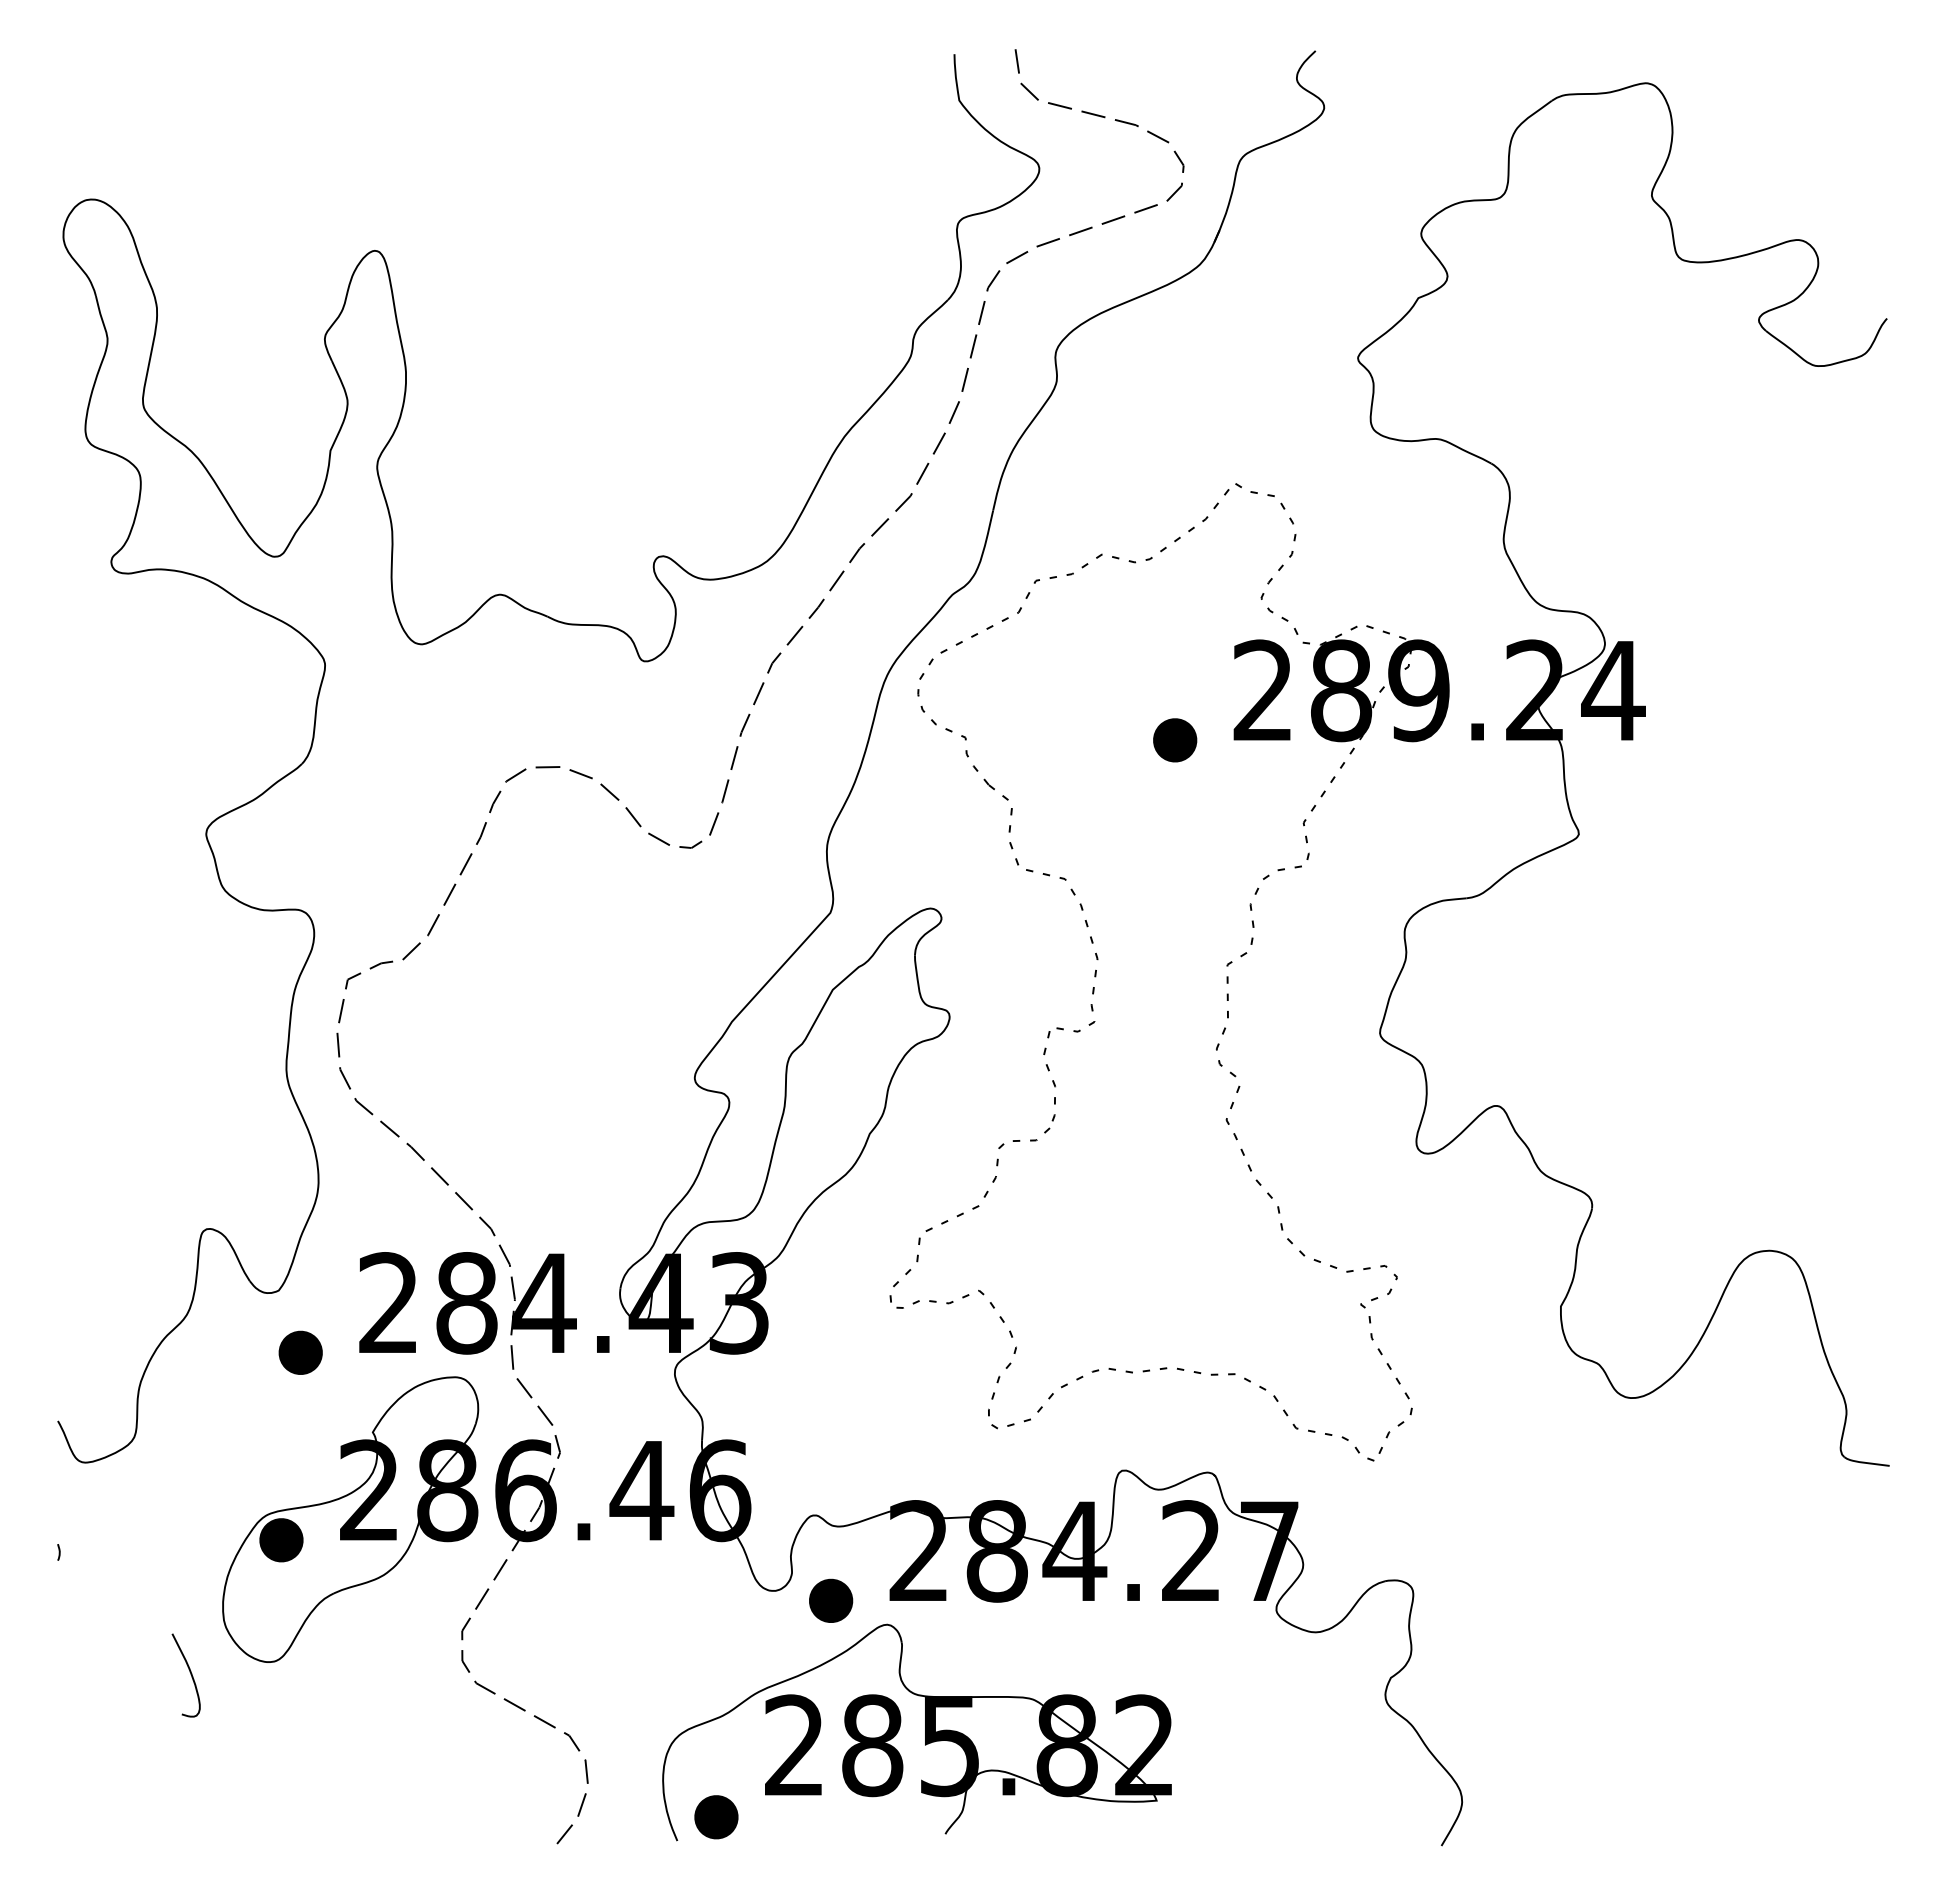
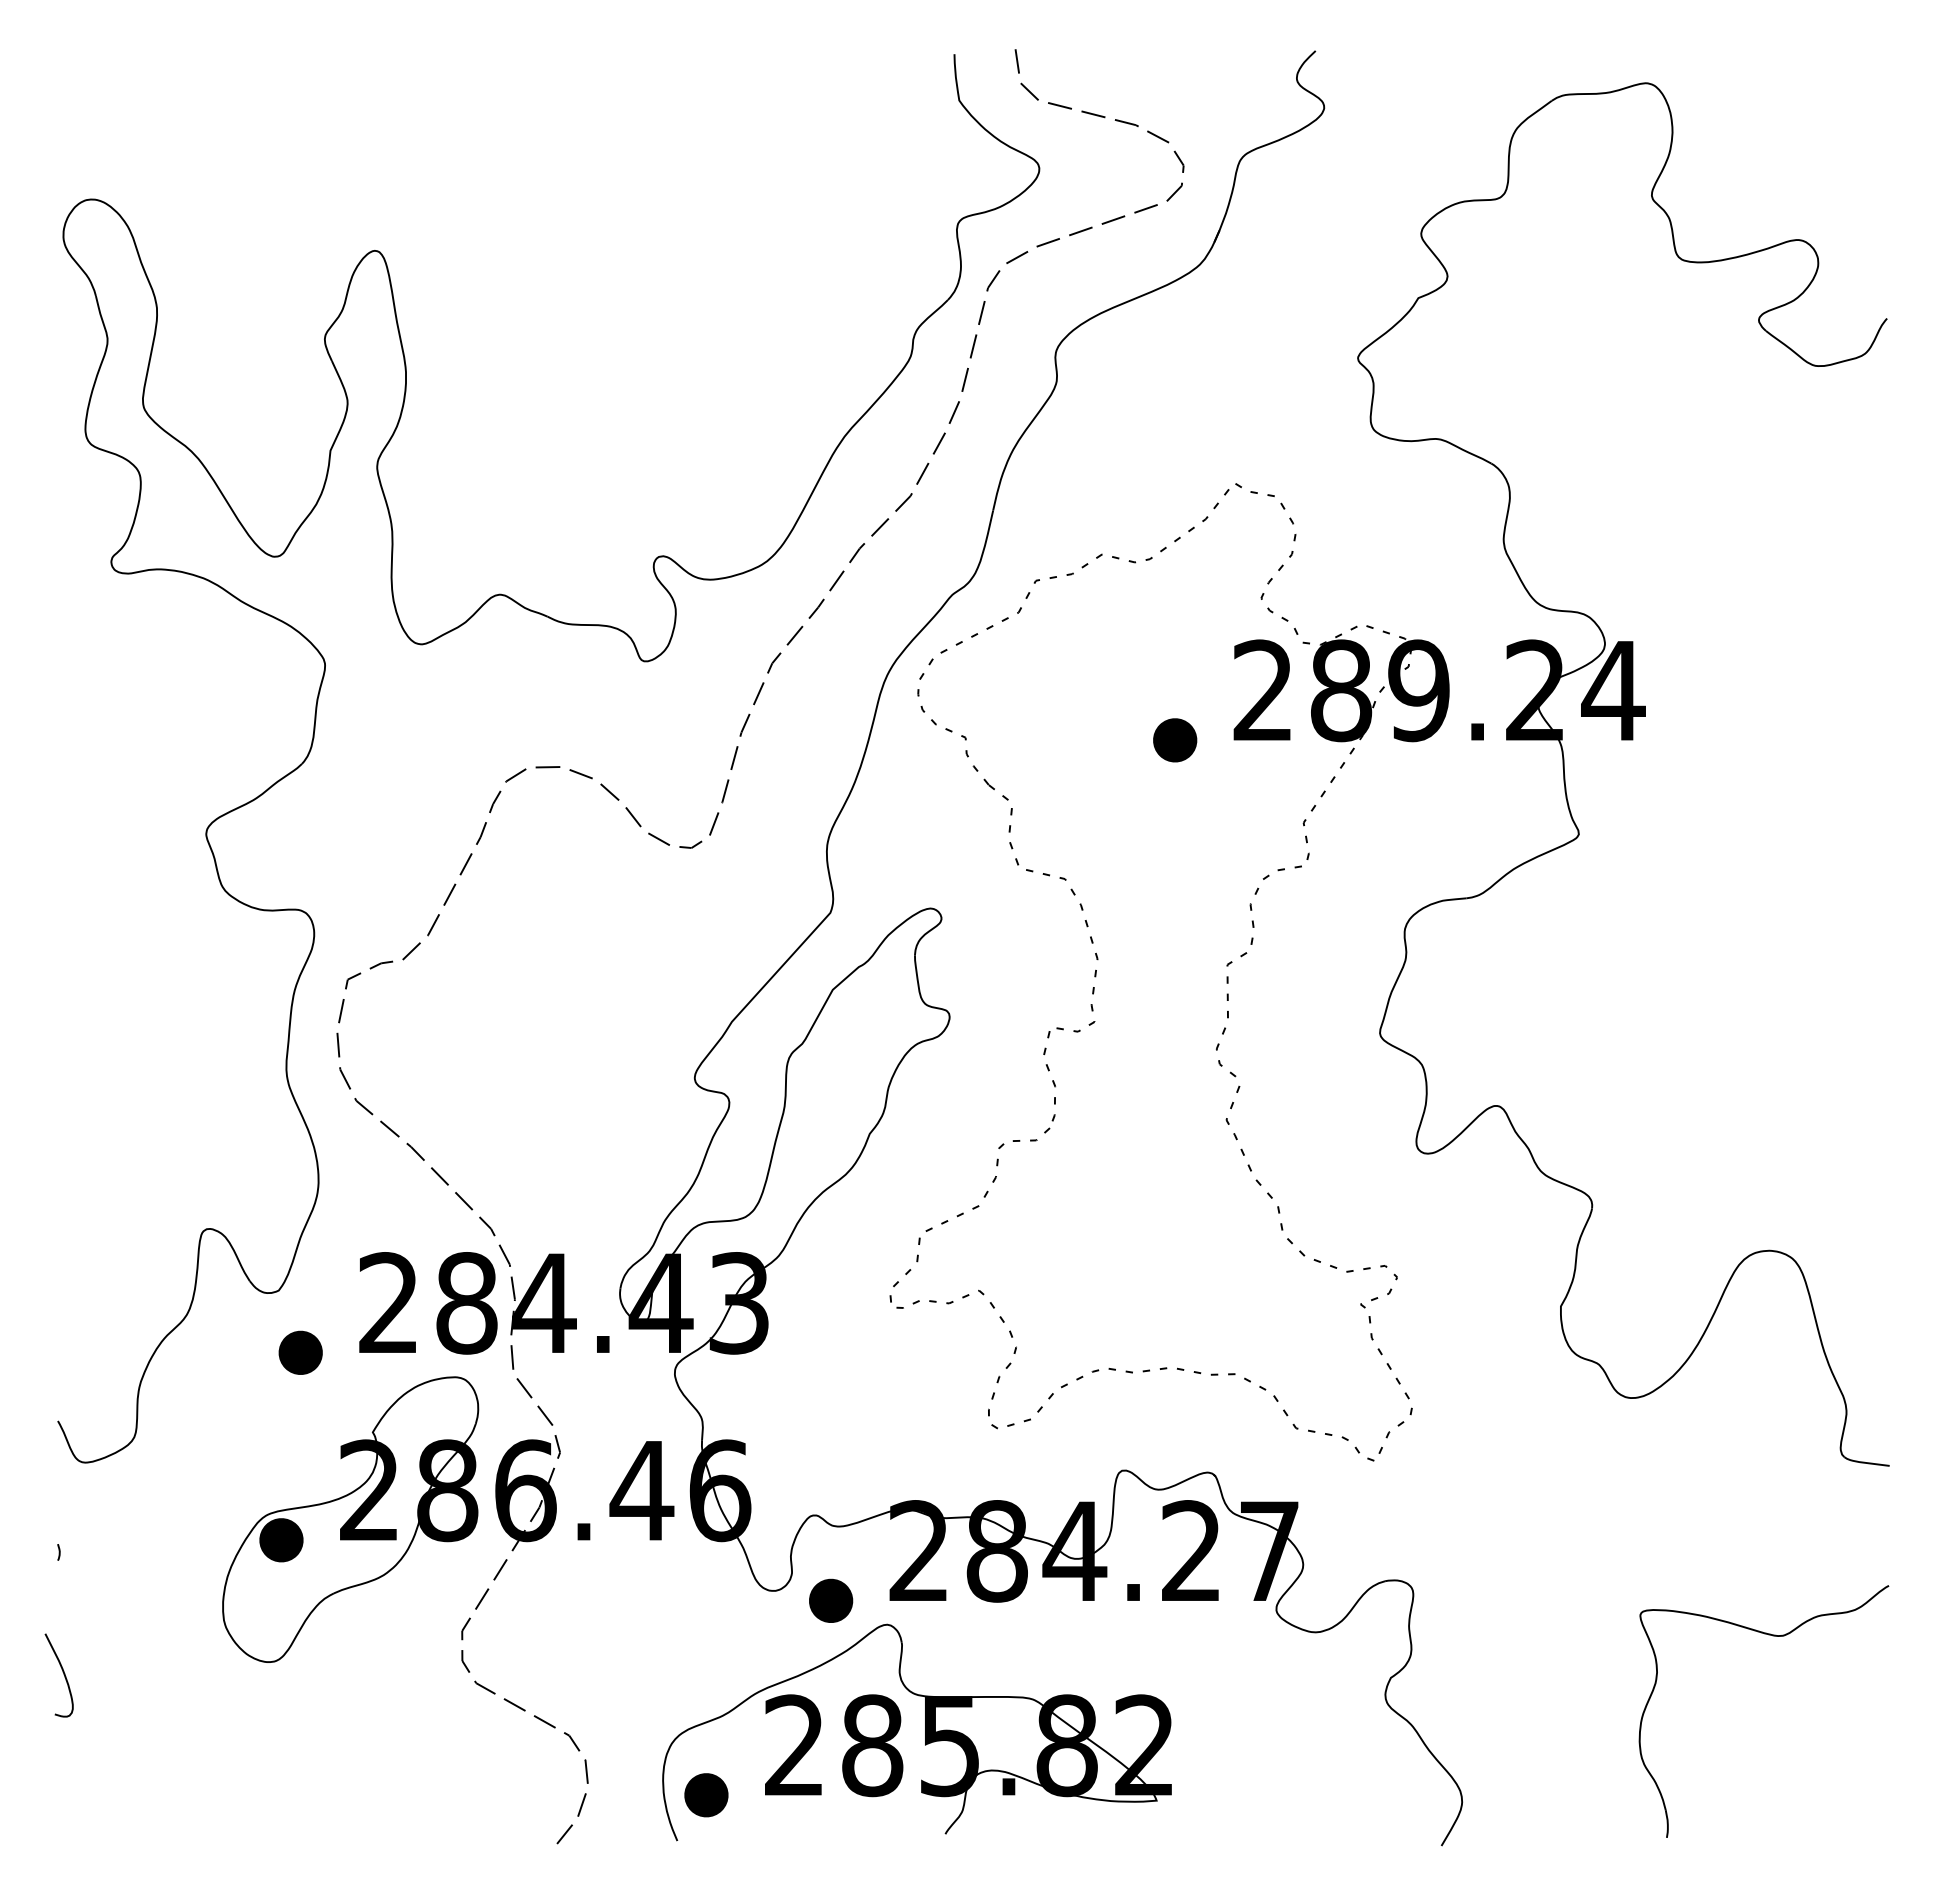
part: none -> present (1772, 1636)
curve position: (189, 1672) -> (62, 1672) (62, 1672)
part position: (716, 1817) -> (706, 1795) (706, 1795)
